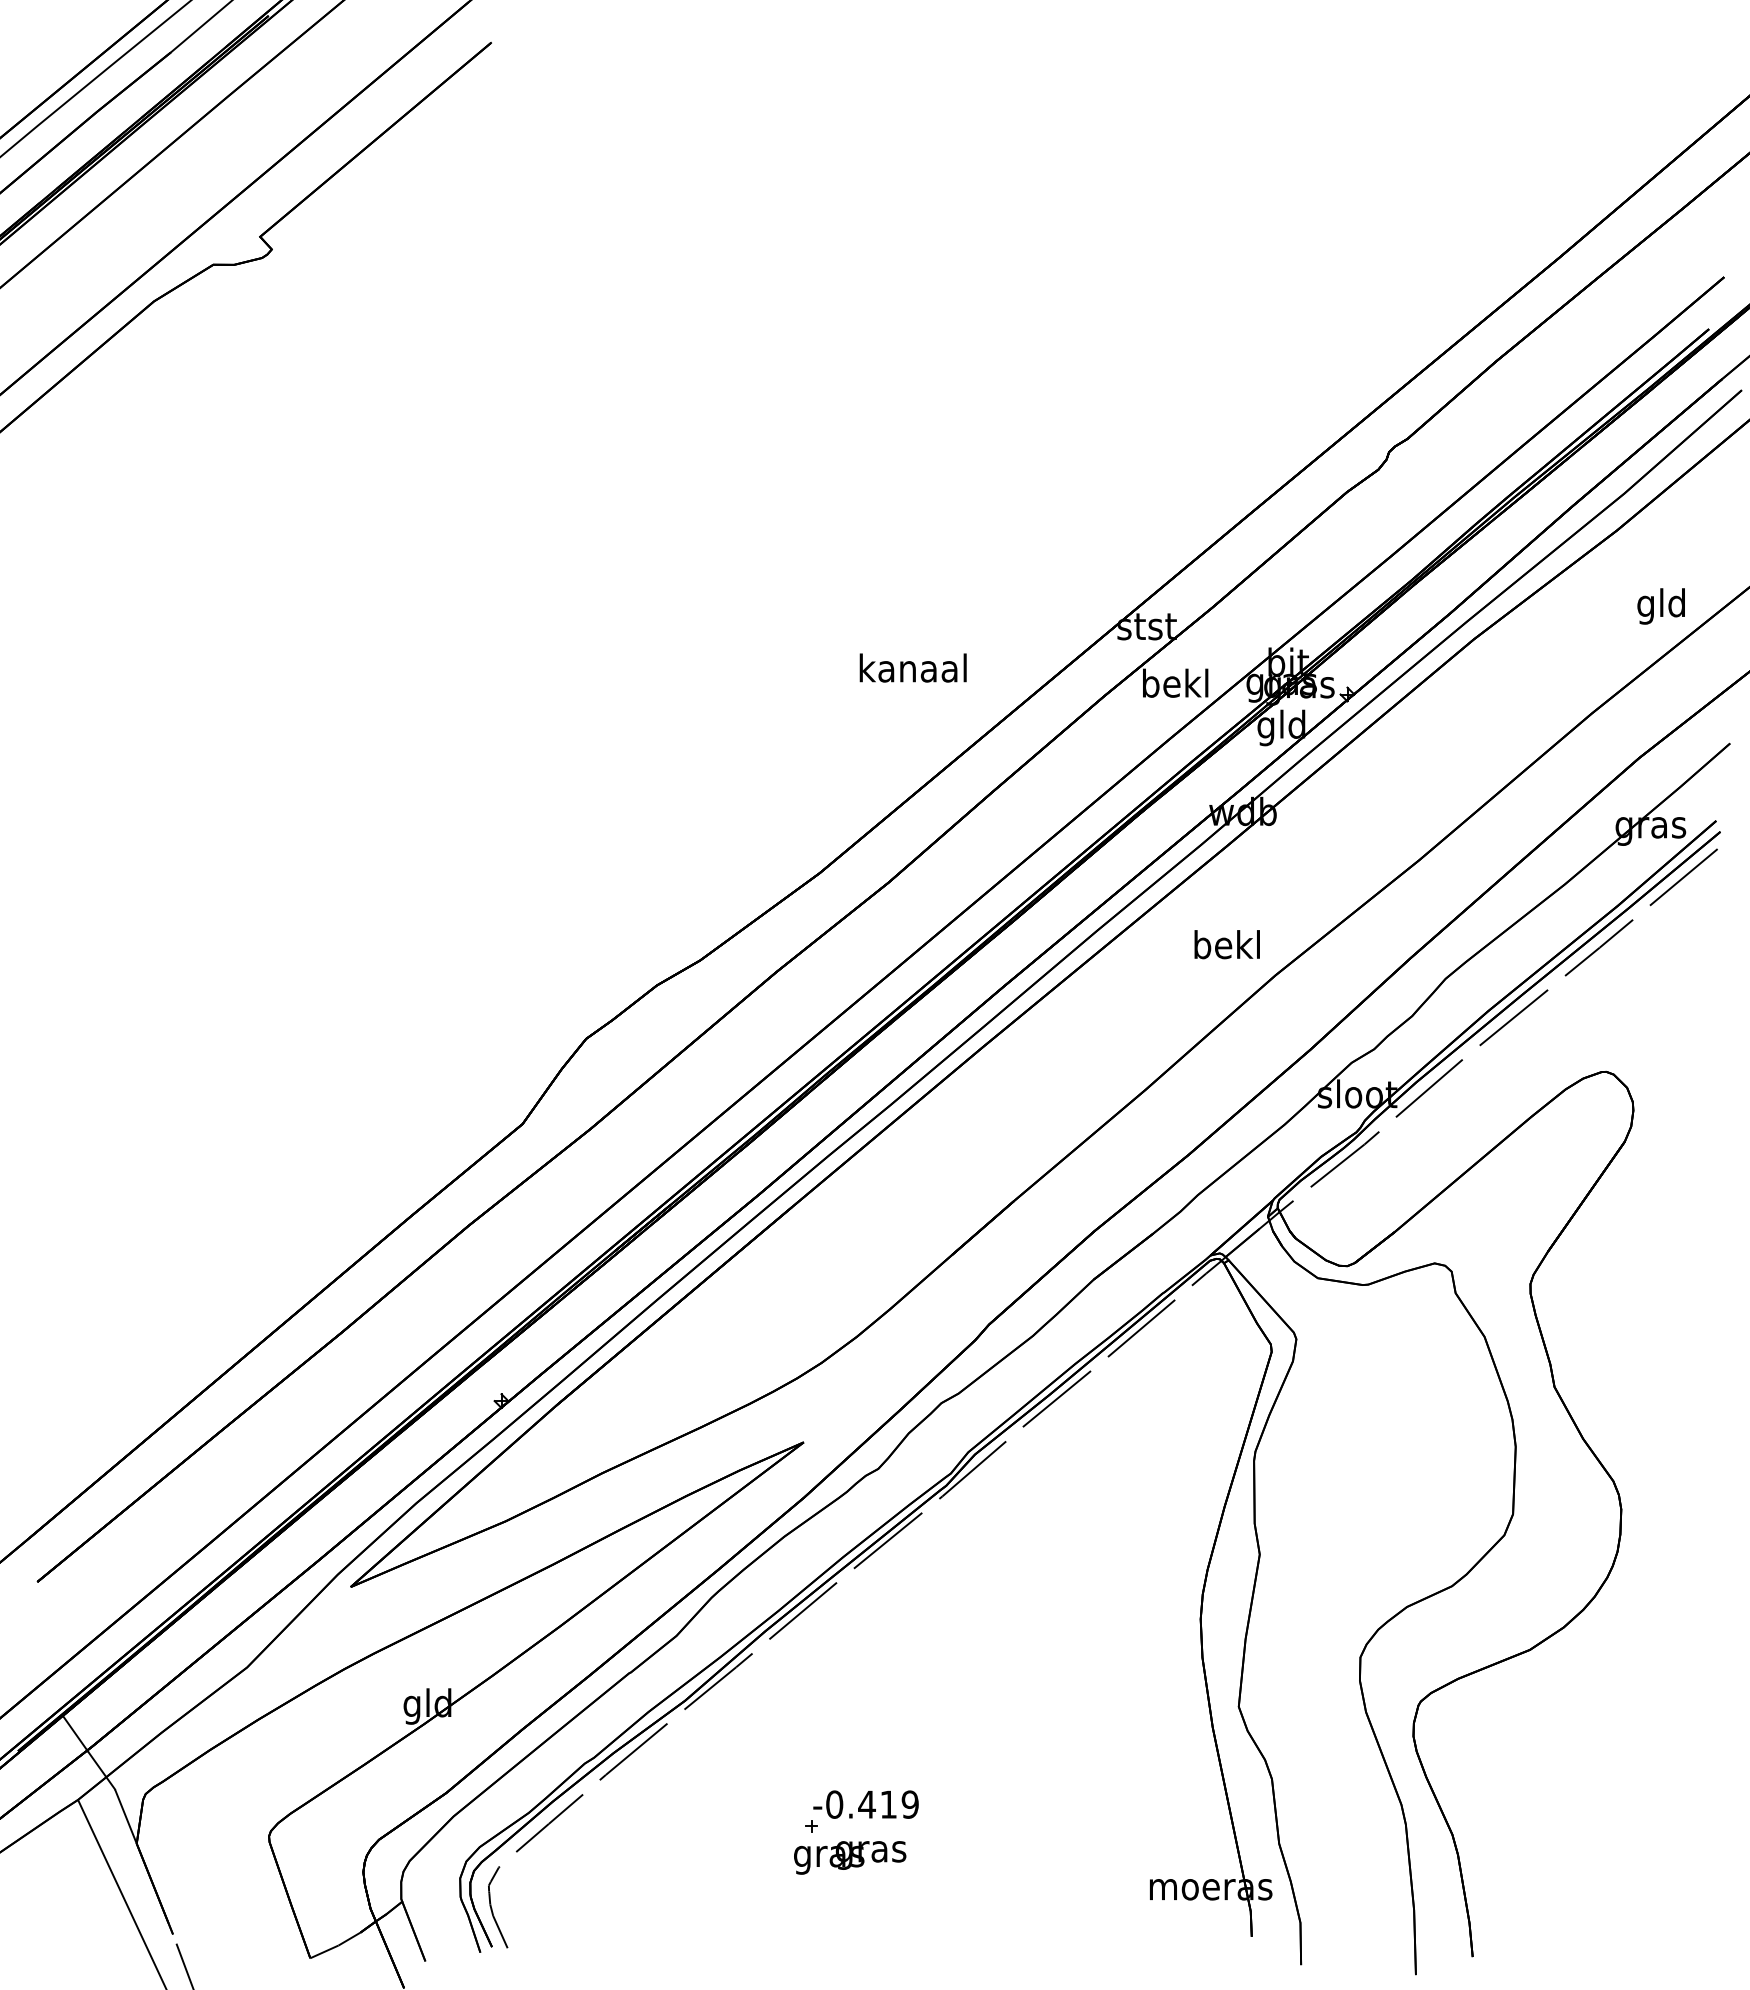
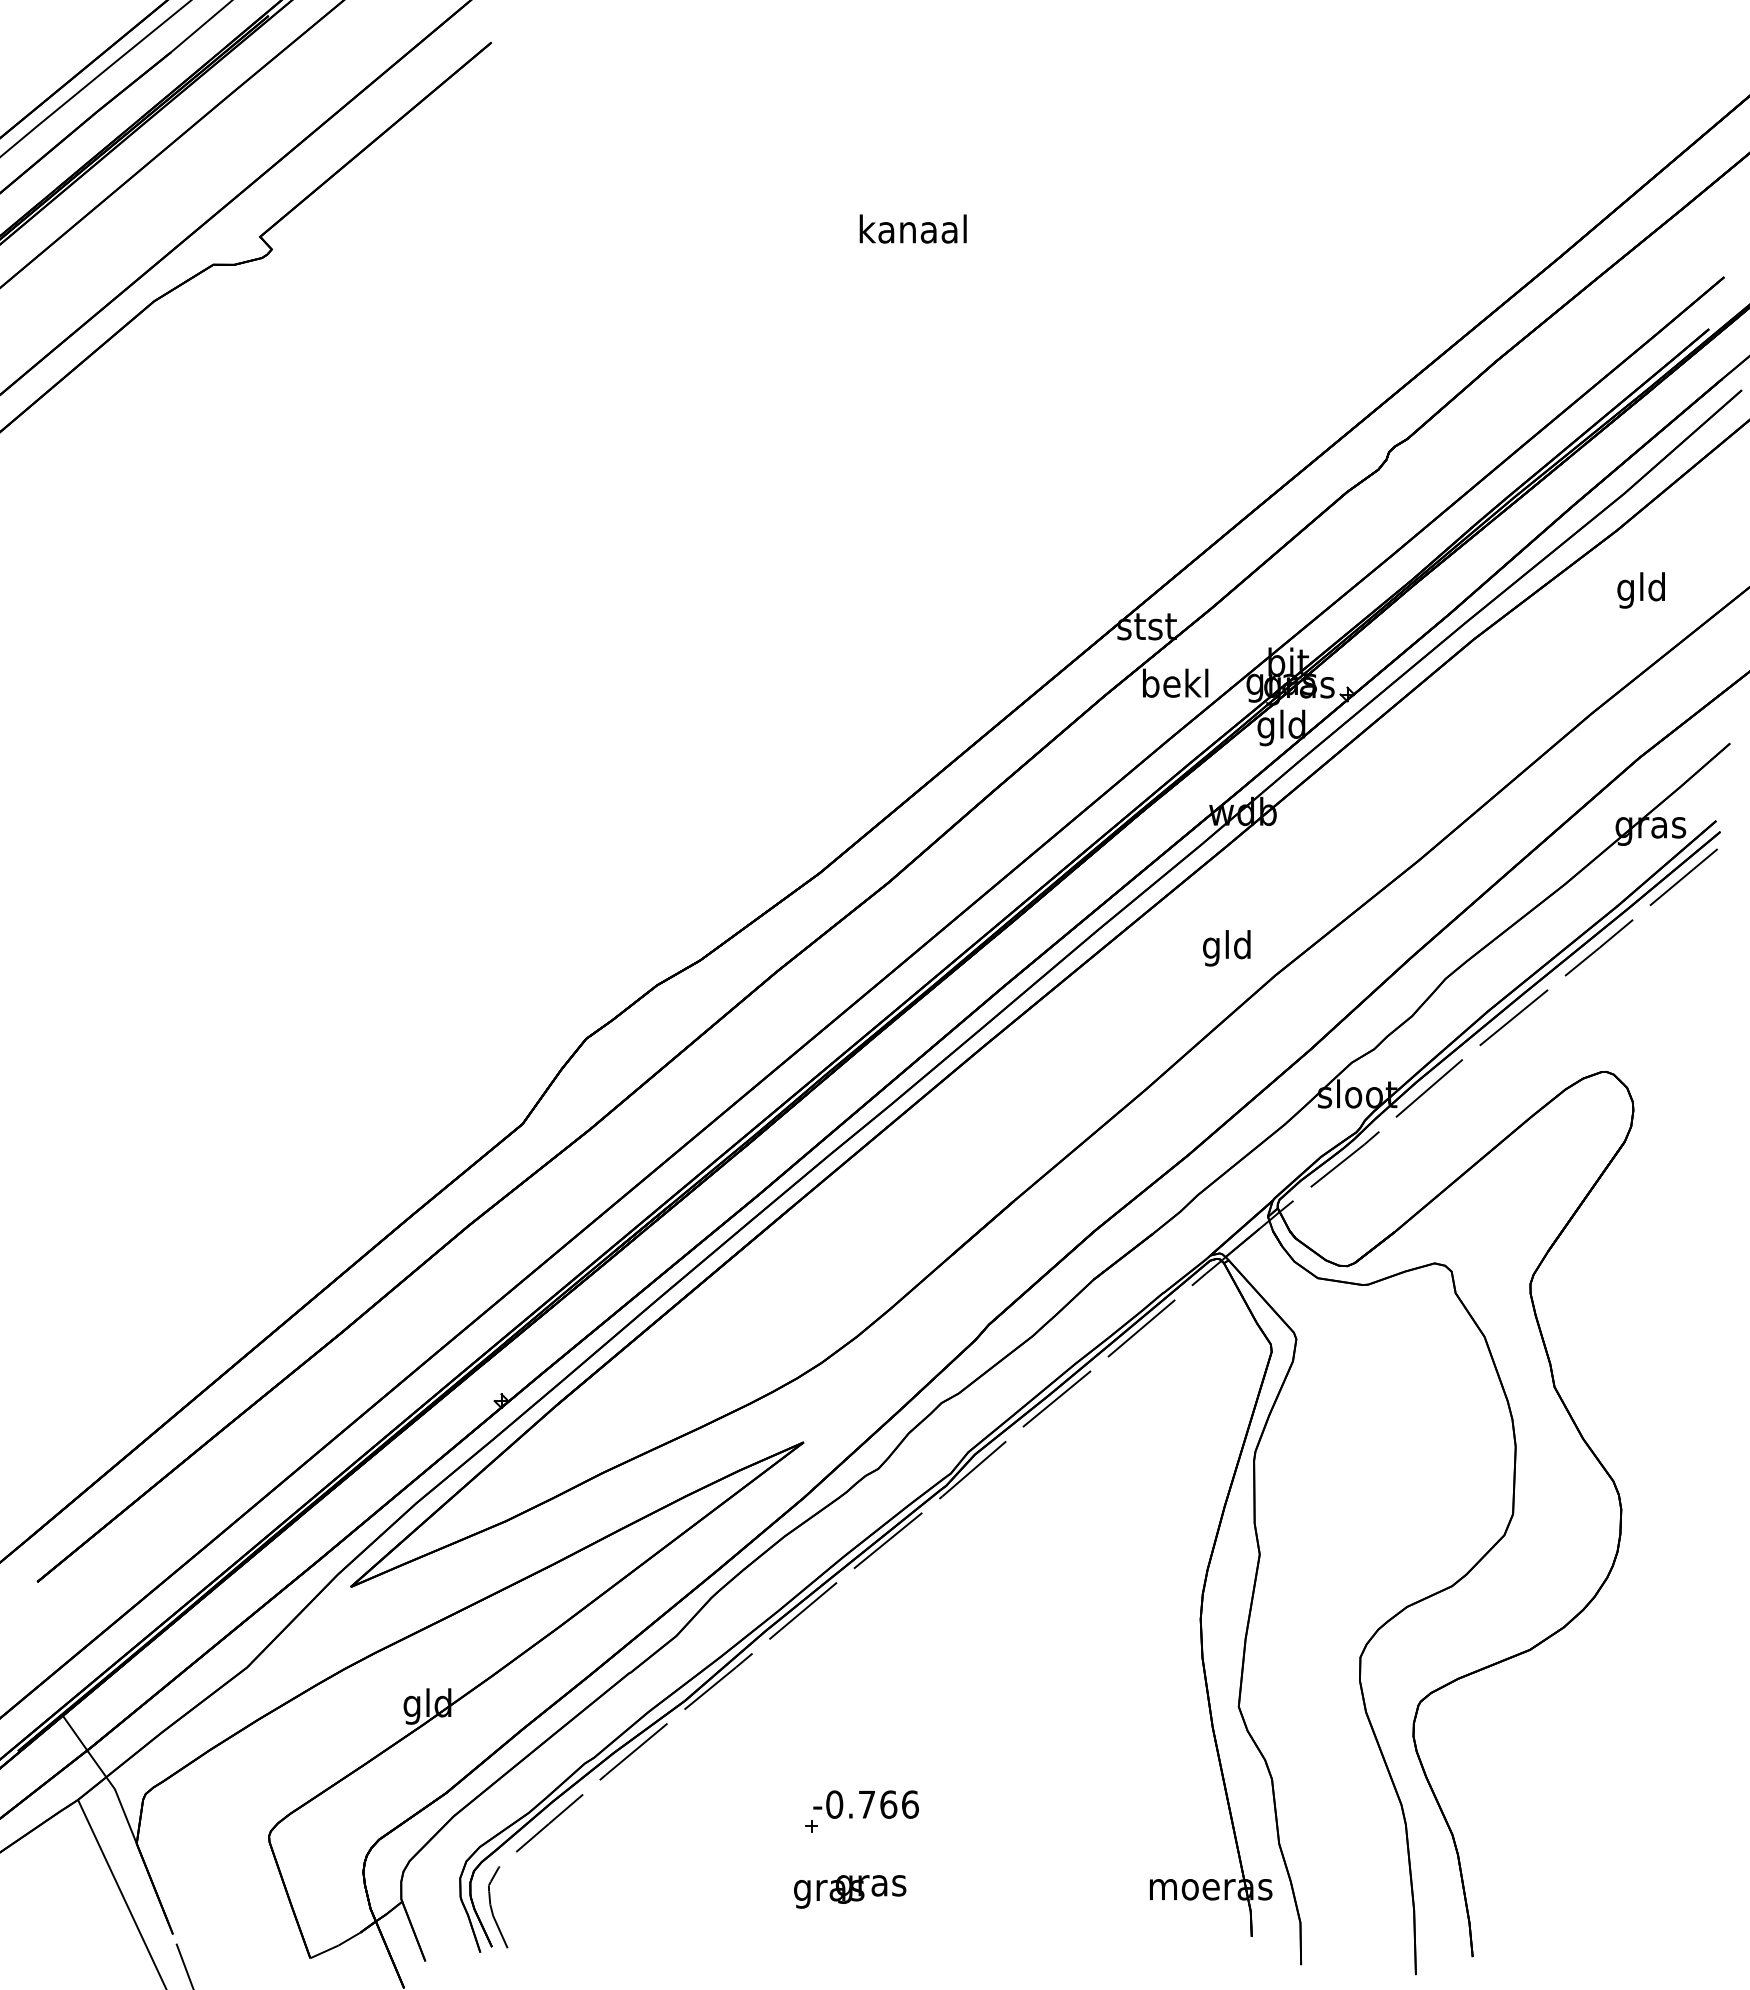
text position: (1660, 606) -> (1640, 590) (1640, 590)
text position: (912, 667) -> (912, 228) (912, 228)
text: bekl -> gld (1226, 948)
text: -0.419 -> -0.766 (888, 1804)
text position: (850, 1857) -> (850, 1891) (850, 1891)
